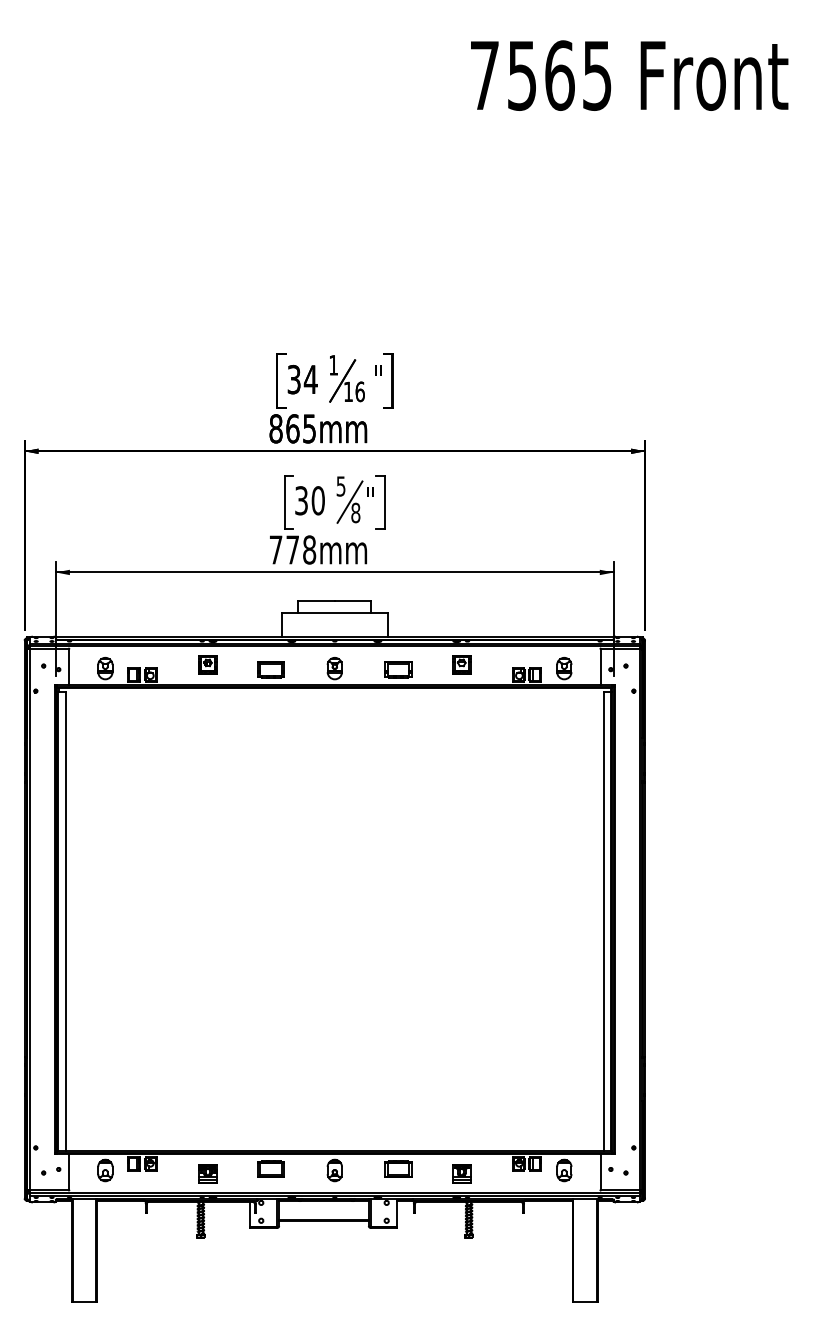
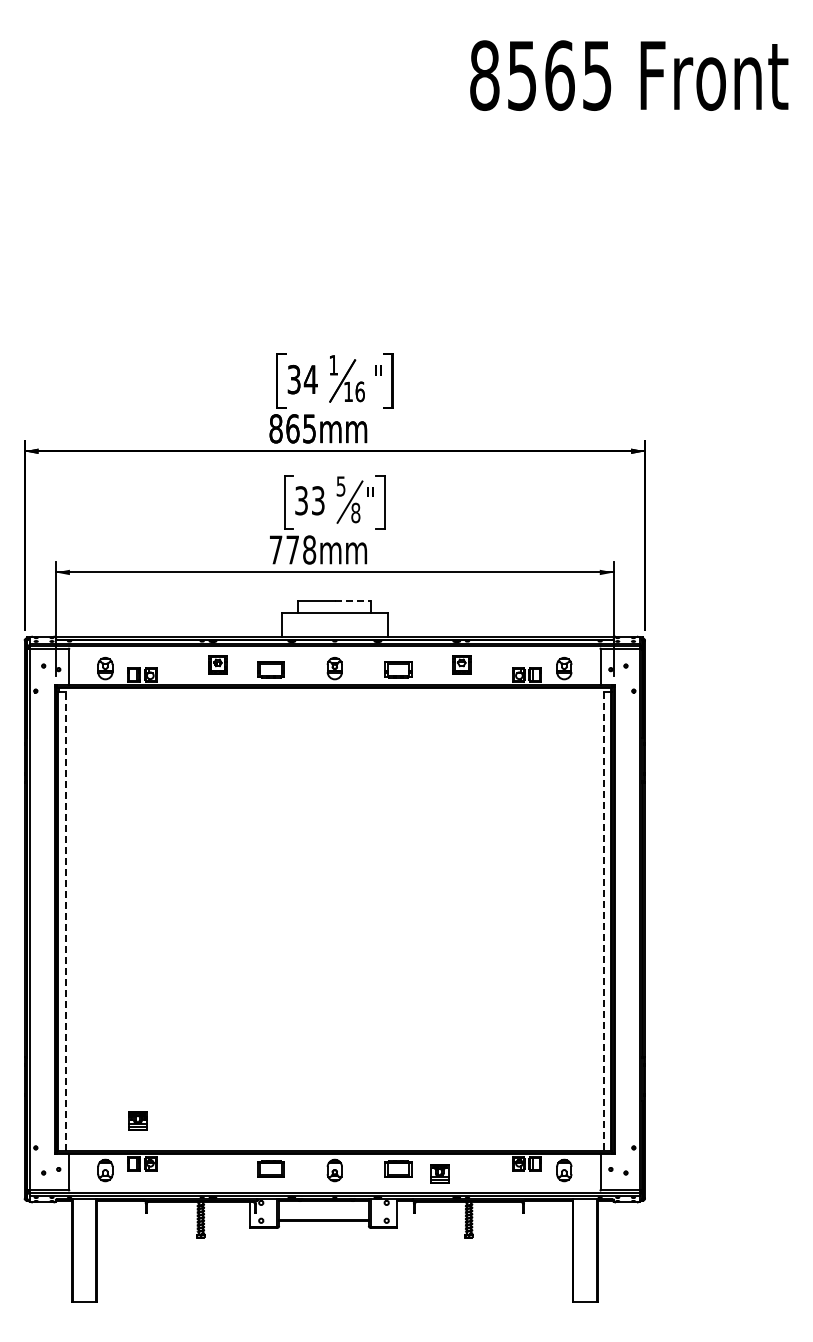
text: 7565 -> 8565 (484, 75)
text: 30 -> 33 (317, 500)
line: solid -> dashed (353, 601)
part position: (207, 664) -> (217, 664) (217, 664)
line: solid -> dashed (65, 921)
line: solid -> dashed (603, 922)
part position: (207, 1173) -> (137, 1120) (137, 1120)
part position: (461, 1173) -> (439, 1173) (439, 1173)
